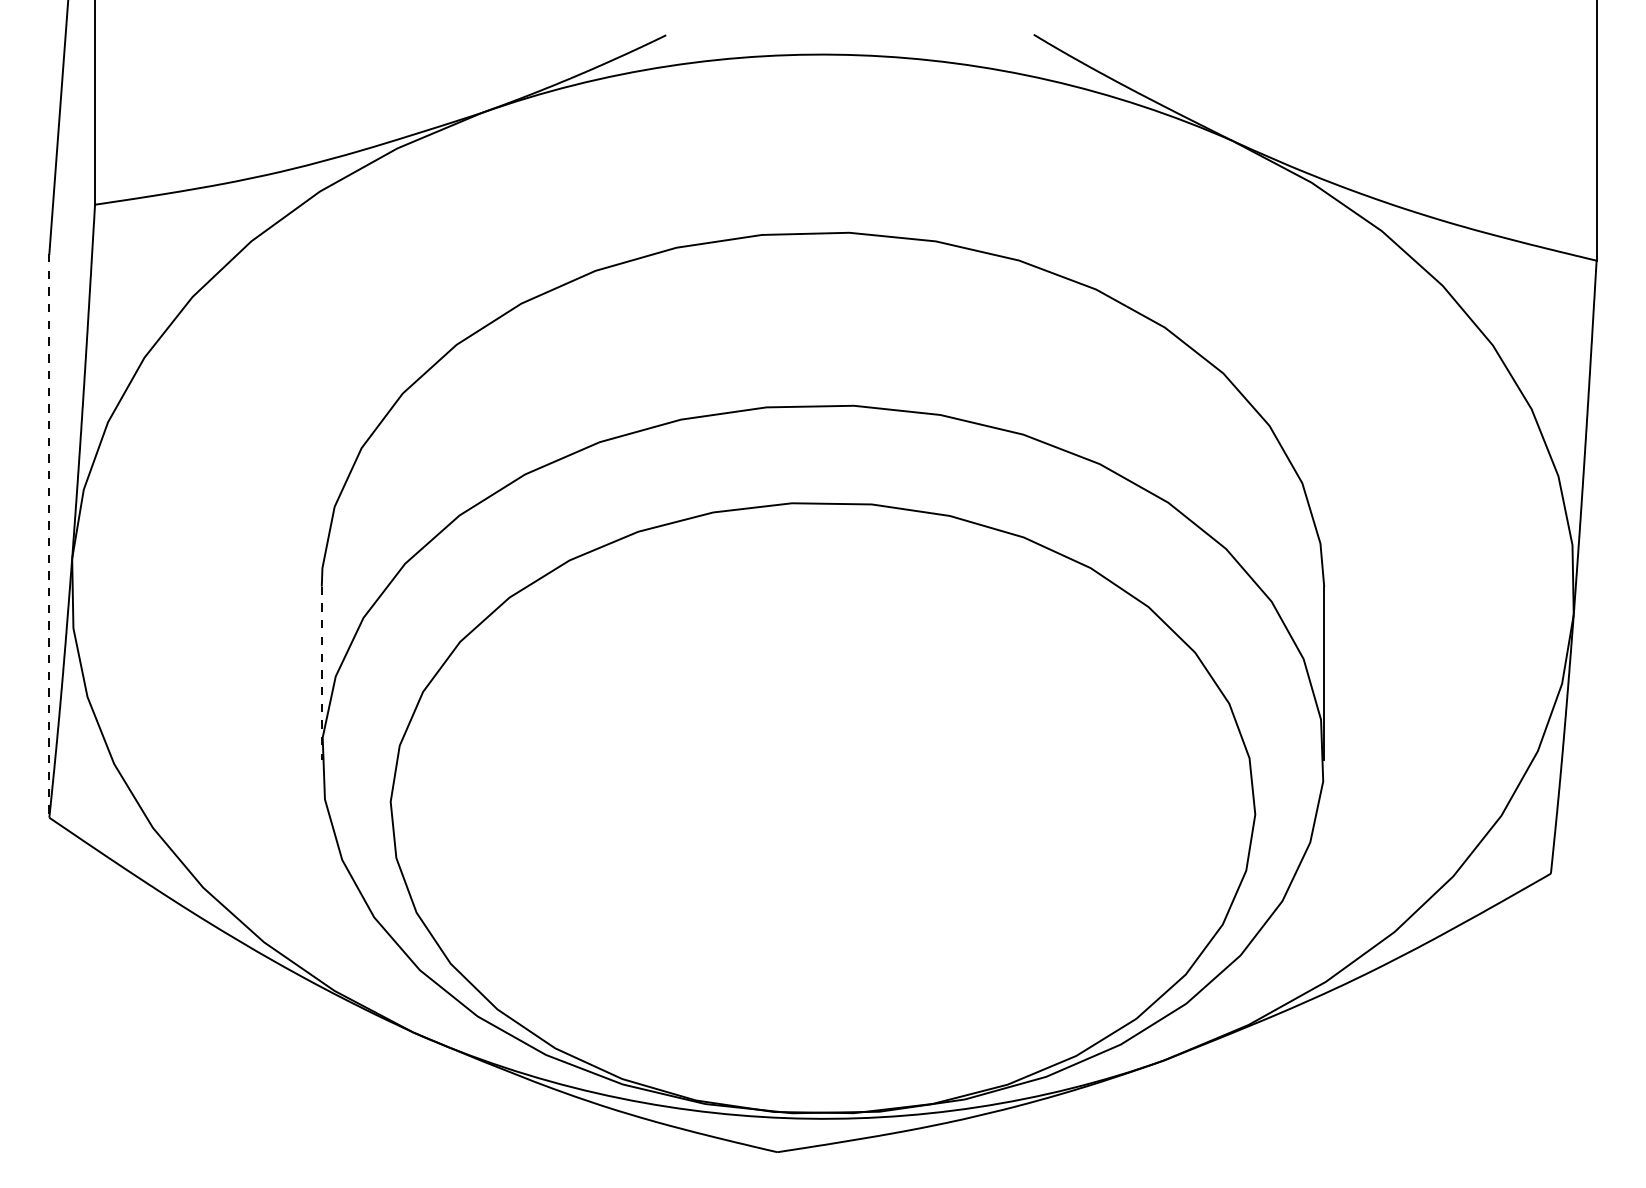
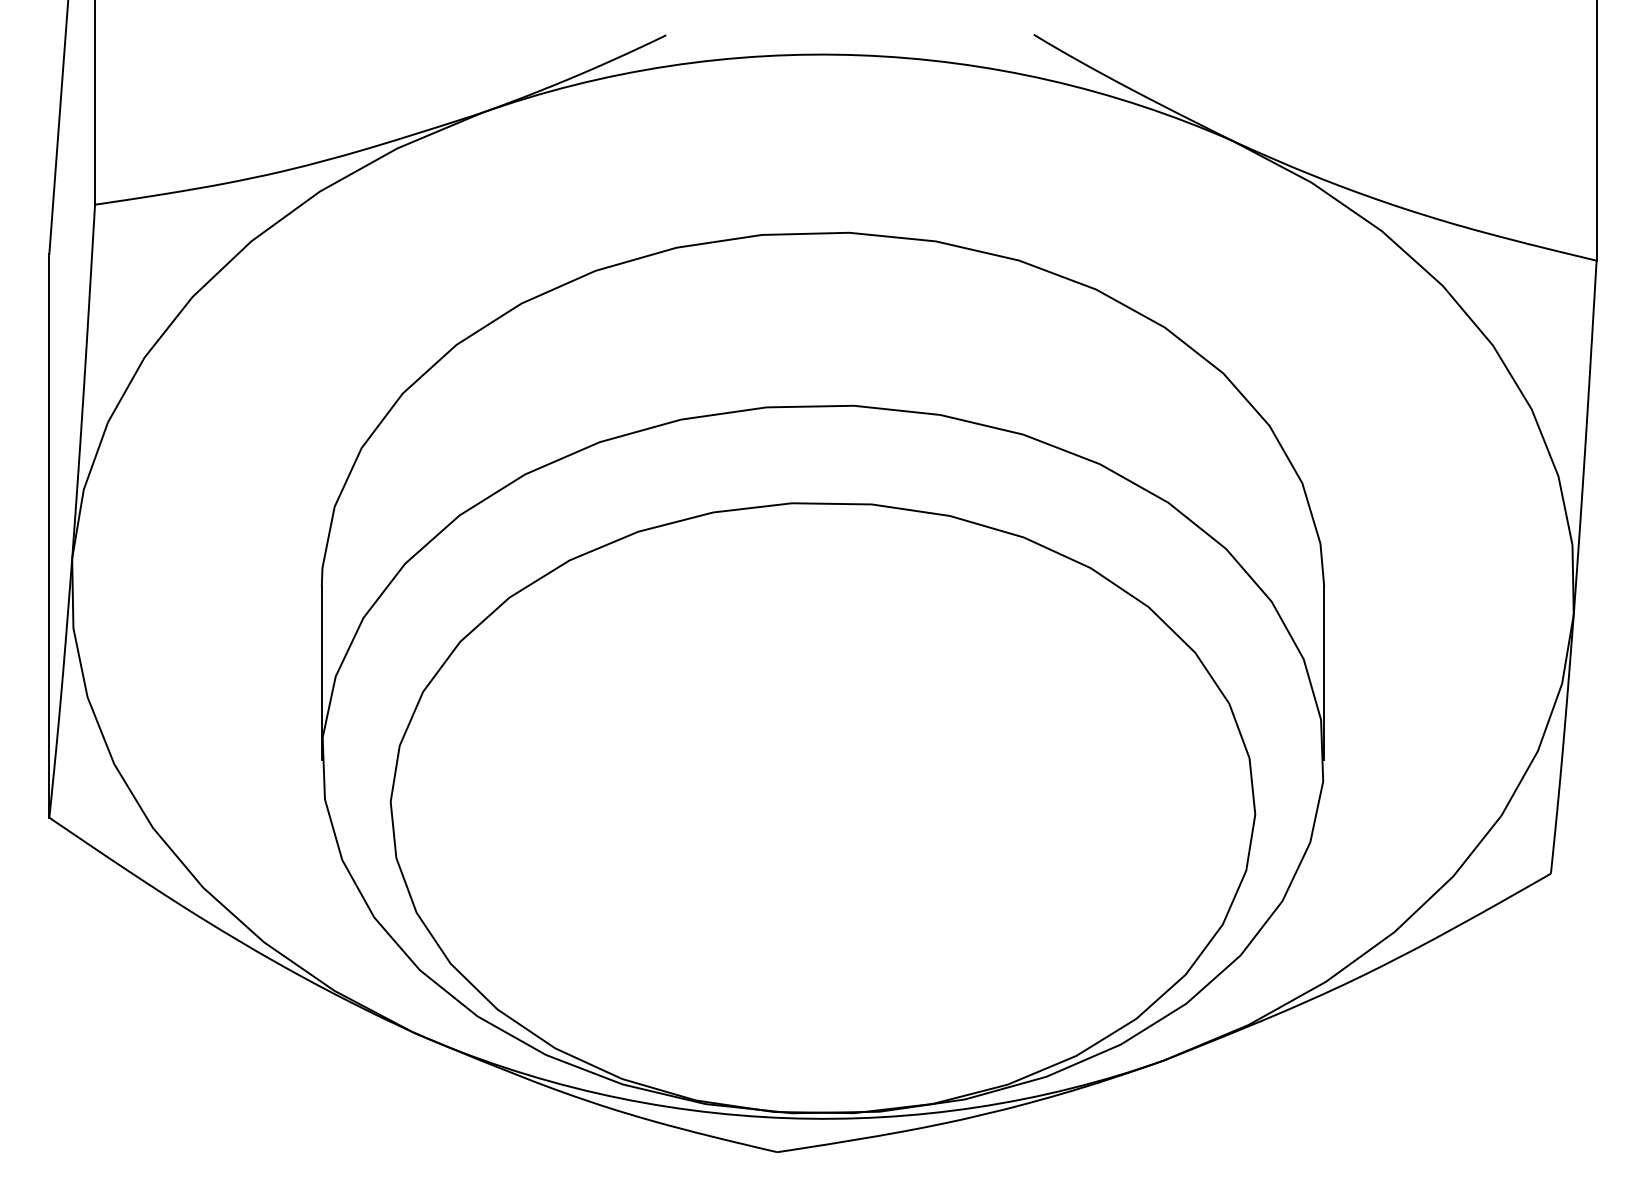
line: dashed -> solid (49, 535)
line: dashed -> solid (321, 673)
